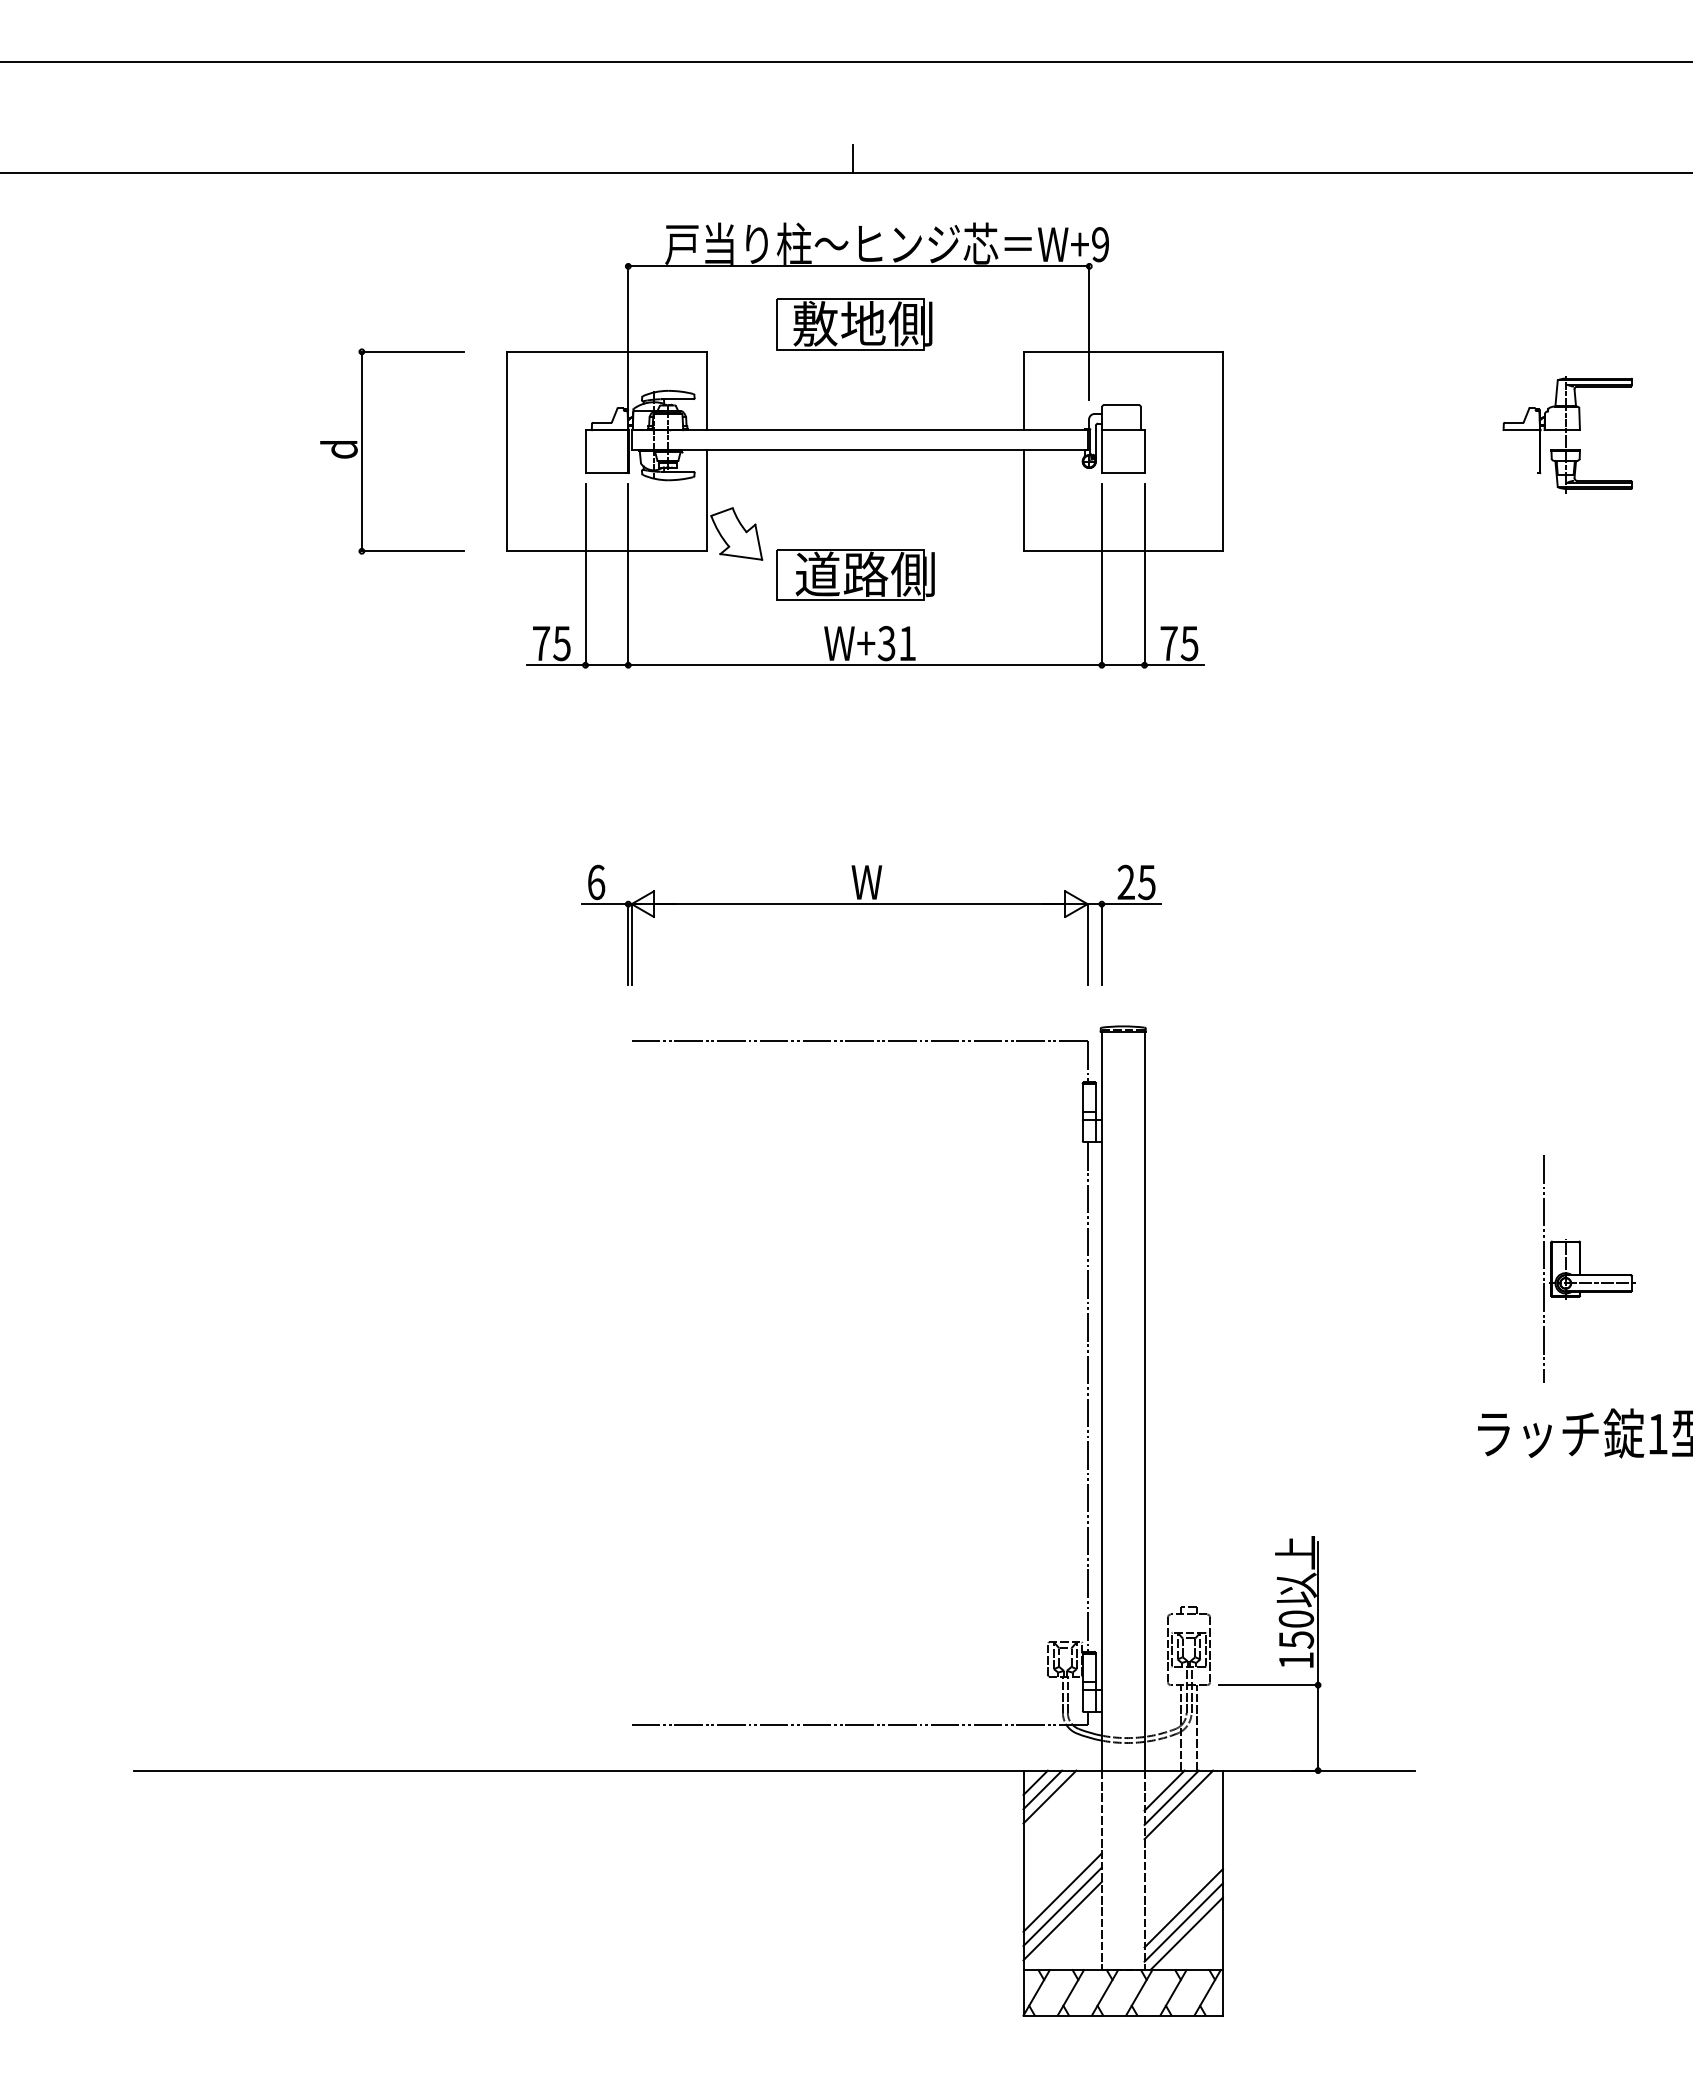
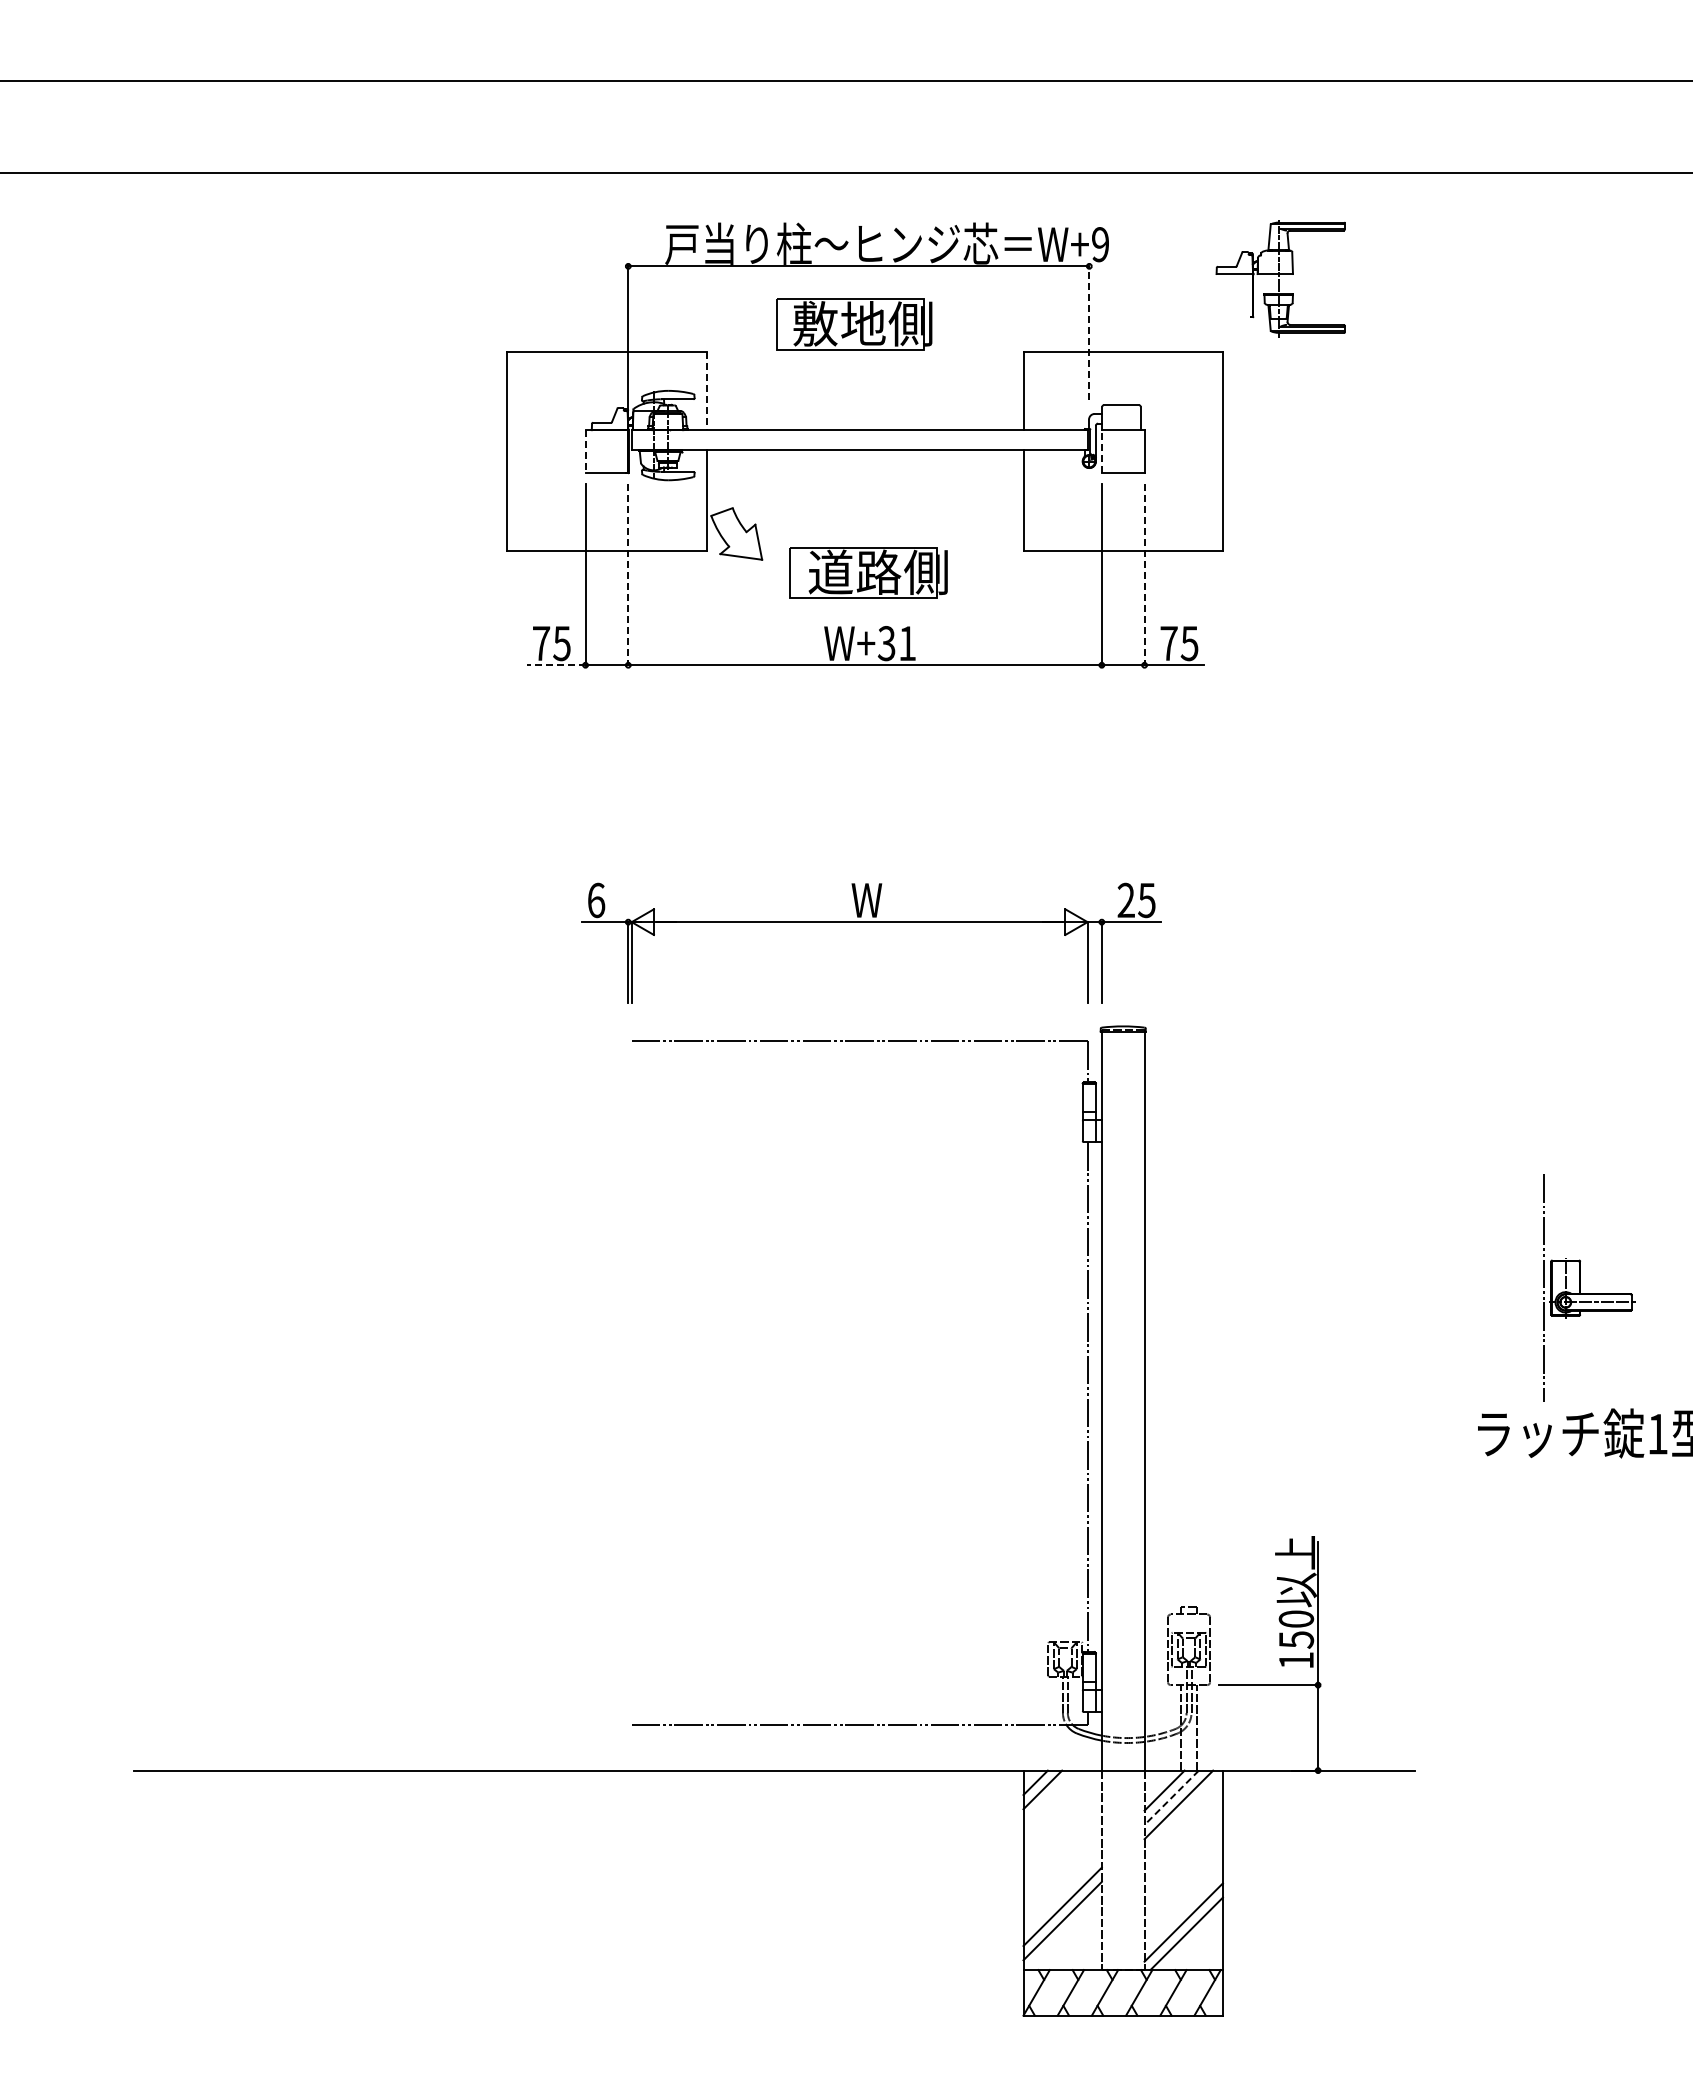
line position: (845, 62) -> (845, 81) (845, 81)
line: present -> none (852, 158)
line: solid -> dashed (1089, 332)
line: solid -> dashed (706, 391)
part position: (1567, 434) -> (1280, 278) (1280, 278)
part: present -> none (362, 451)
line: solid -> dashed (1101, 451)
line: solid -> dashed (585, 452)
part position: (855, 574) -> (868, 572) (868, 572)
line: solid -> dashed (628, 575)
line: solid -> dashed (1144, 575)
line: solid -> dashed (555, 665)
part position: (871, 904) -> (871, 922) (871, 922)
part position: (1589, 1268) -> (1589, 1287) (1589, 1287)
line: present -> none (1049, 1796)
line: solid -> dashed (1171, 1798)
line: present -> none (1062, 1892)
line: present -> none (1183, 1908)
